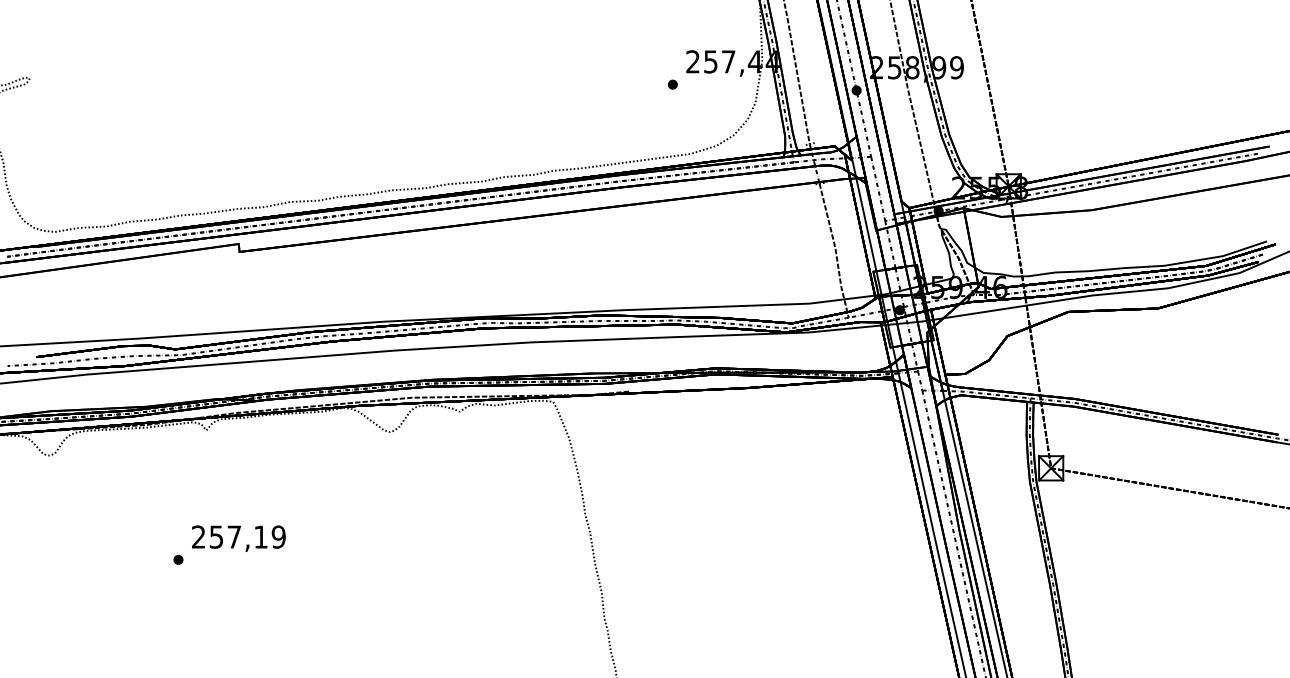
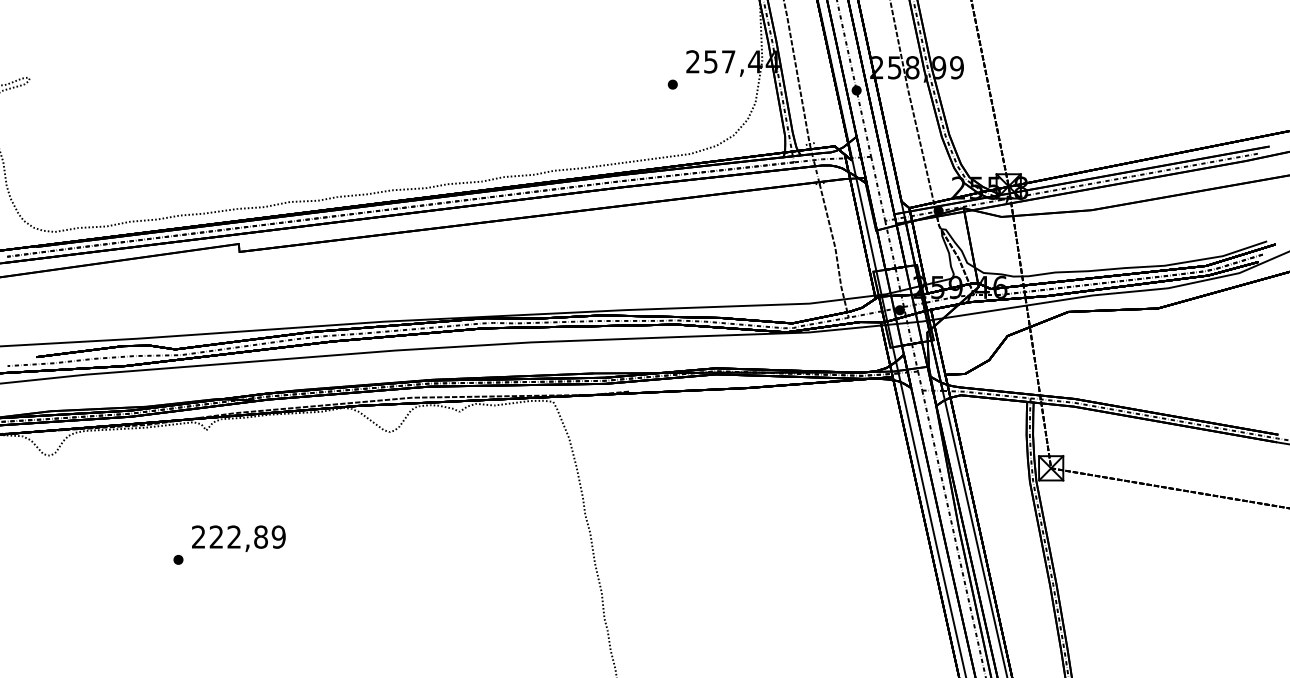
text: 257,19 -> 222,89 (238, 536)
